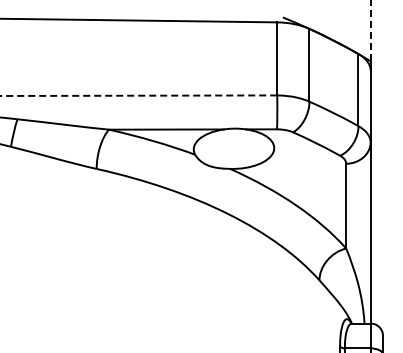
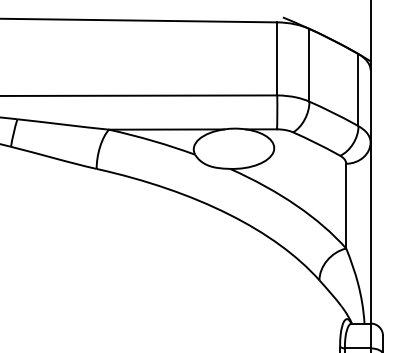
line: dashed -> solid (370, 30)
line: dashed -> solid (138, 95)
